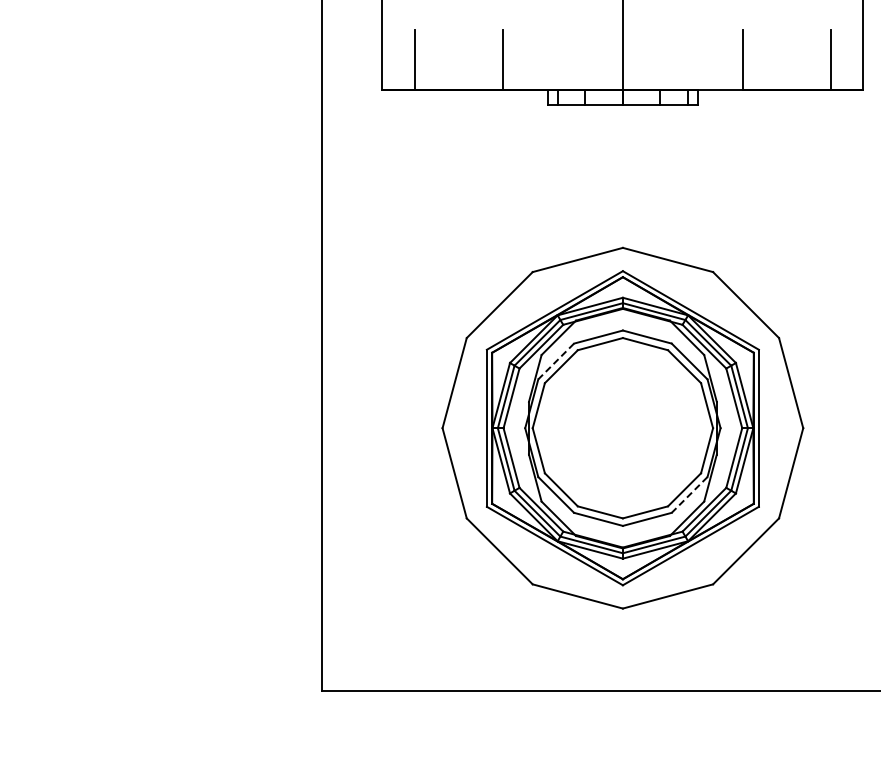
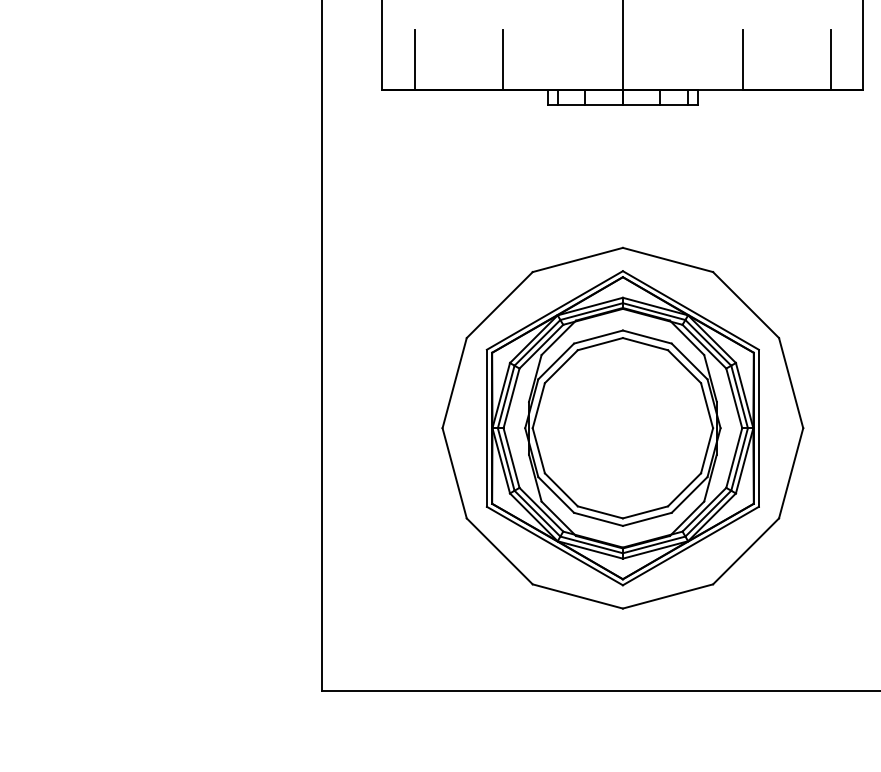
line: dashed -> solid (555, 361)
line: dashed -> solid (689, 495)
